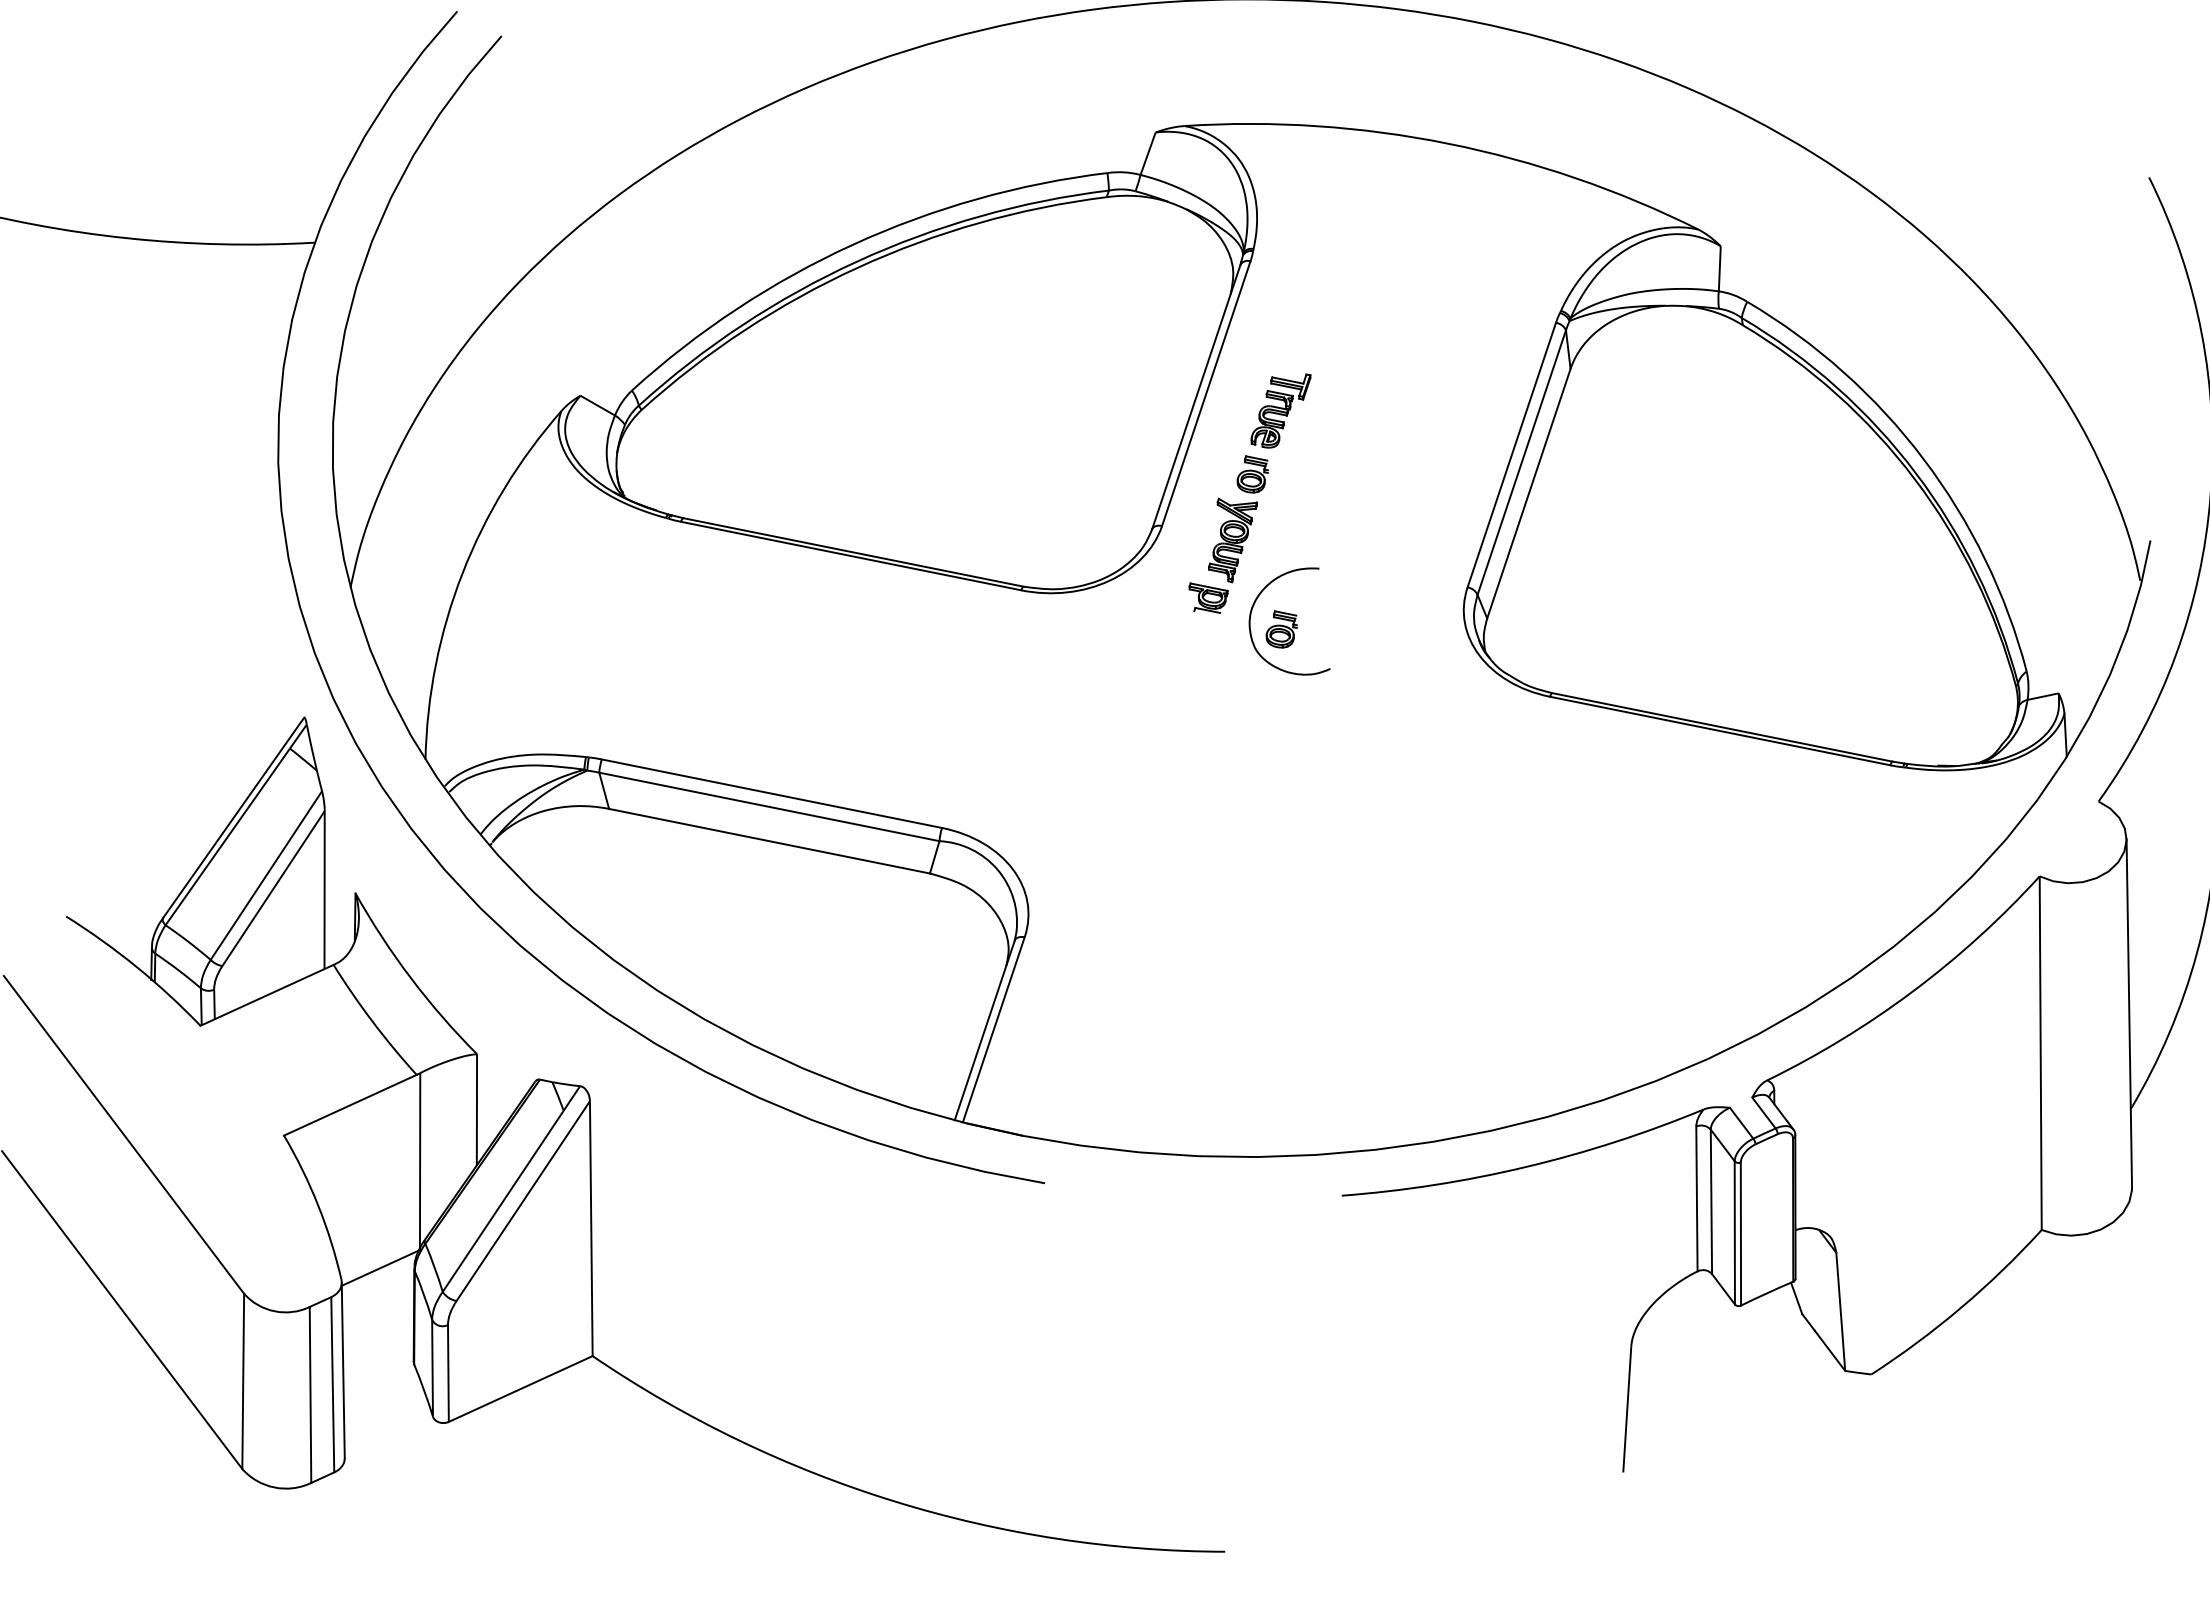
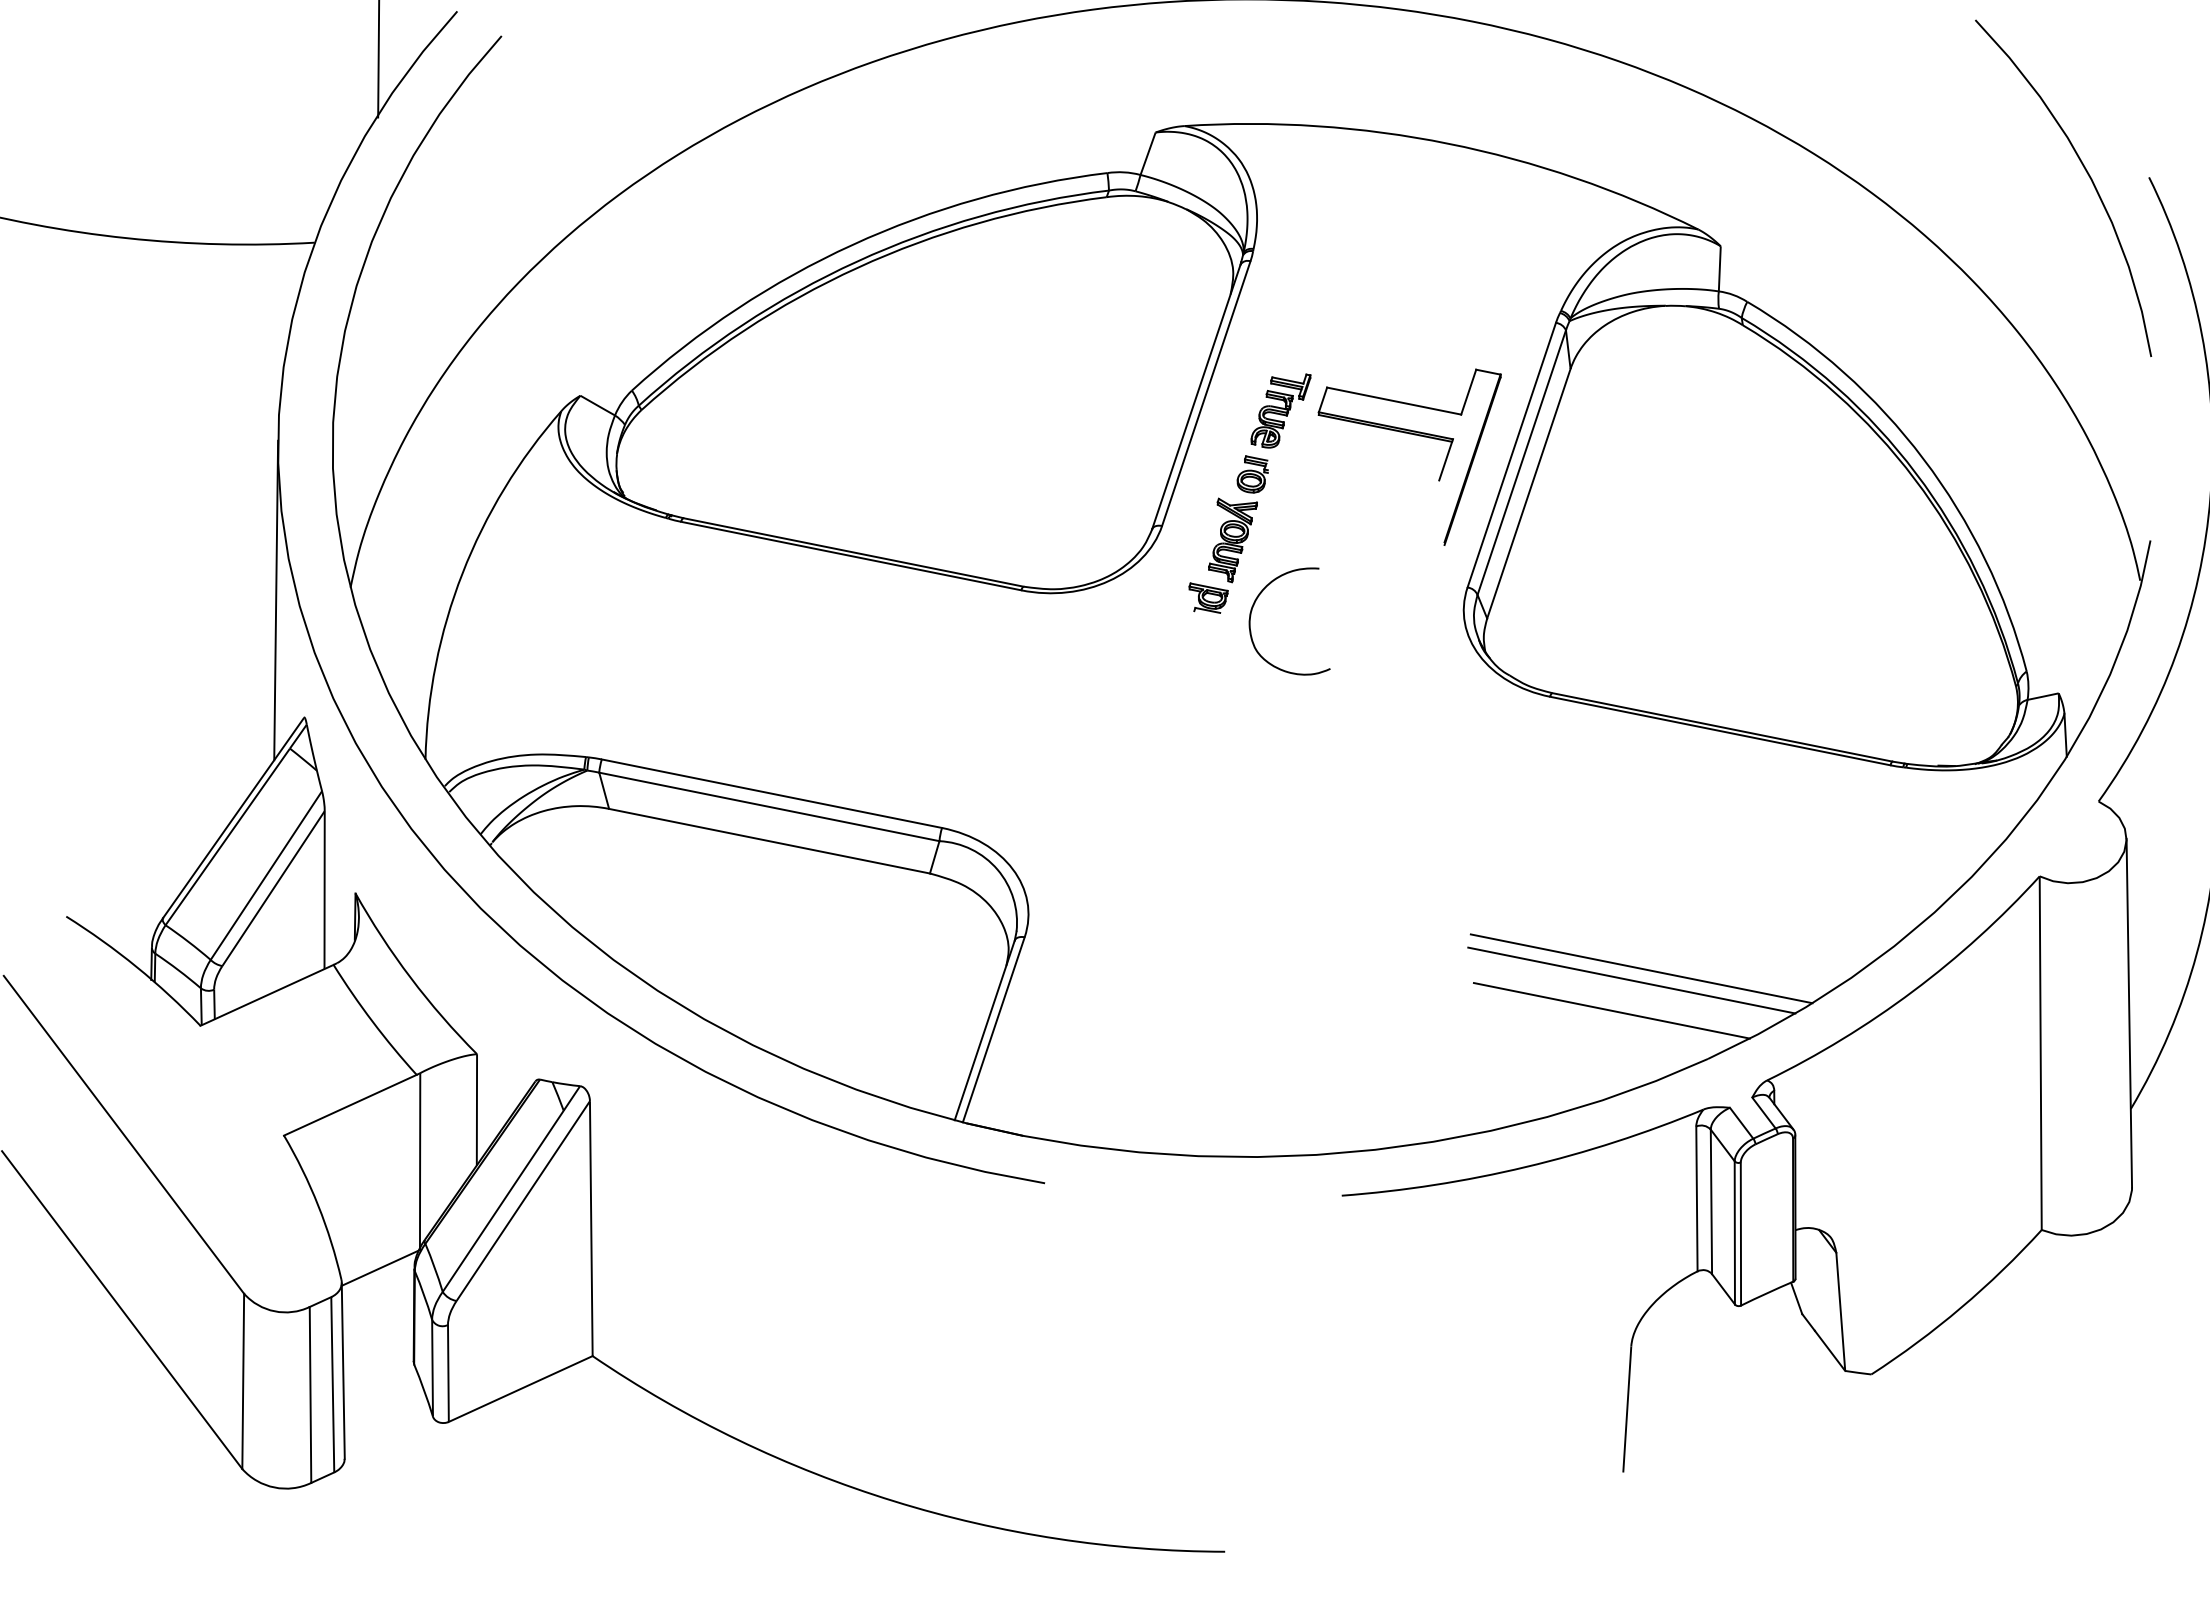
line: none -> present (378, 59)
curve: none -> present (2085, 171)
part: none -> present (1414, 435)
line: none -> present (276, 600)
part: present -> none (1281, 629)
line: none -> present (1641, 968)
line: none -> present (1631, 980)
line: none -> present (1611, 1010)
